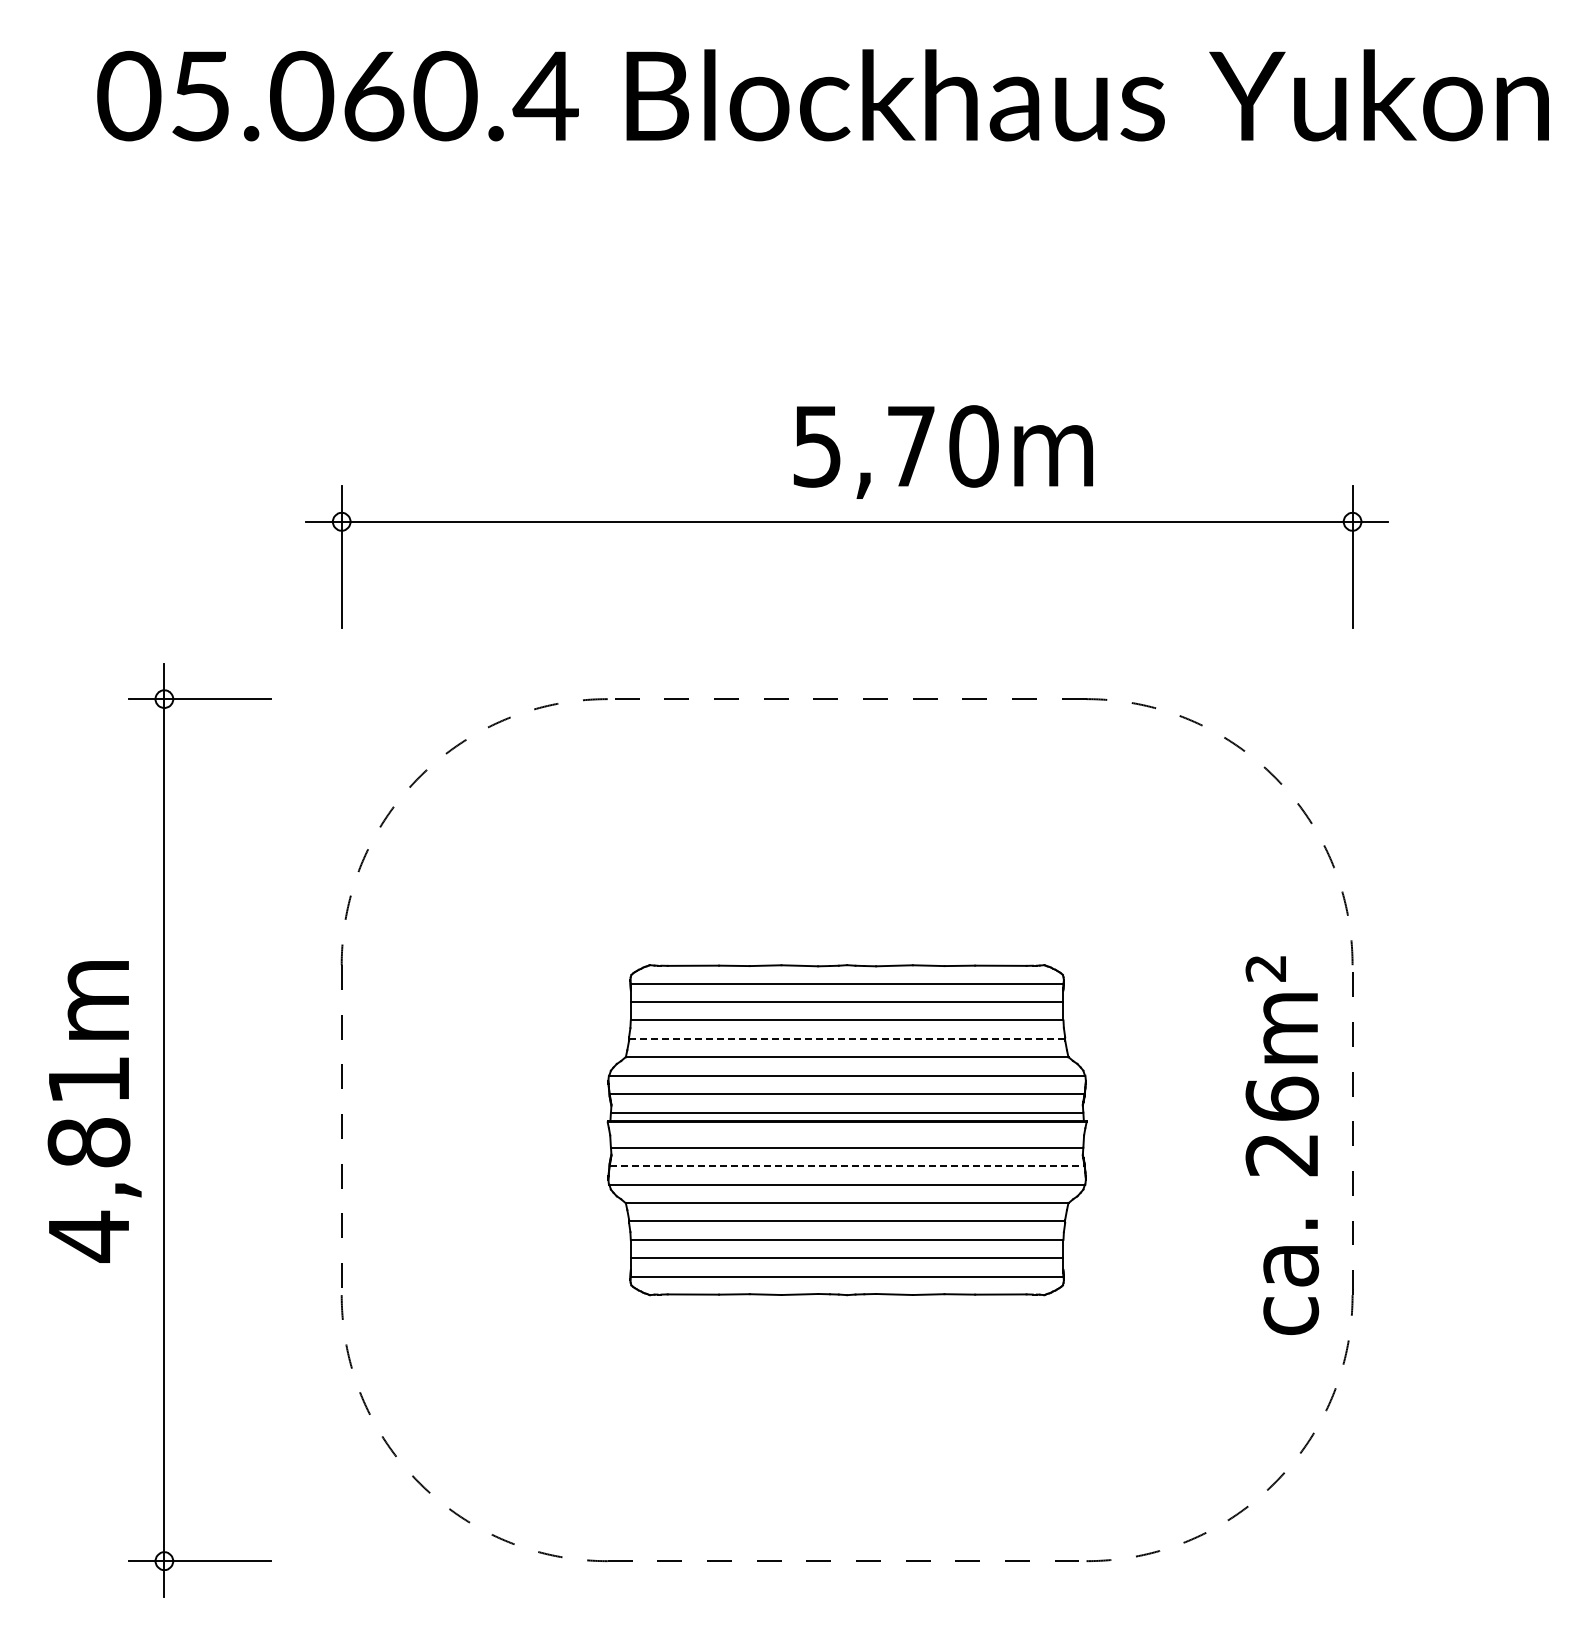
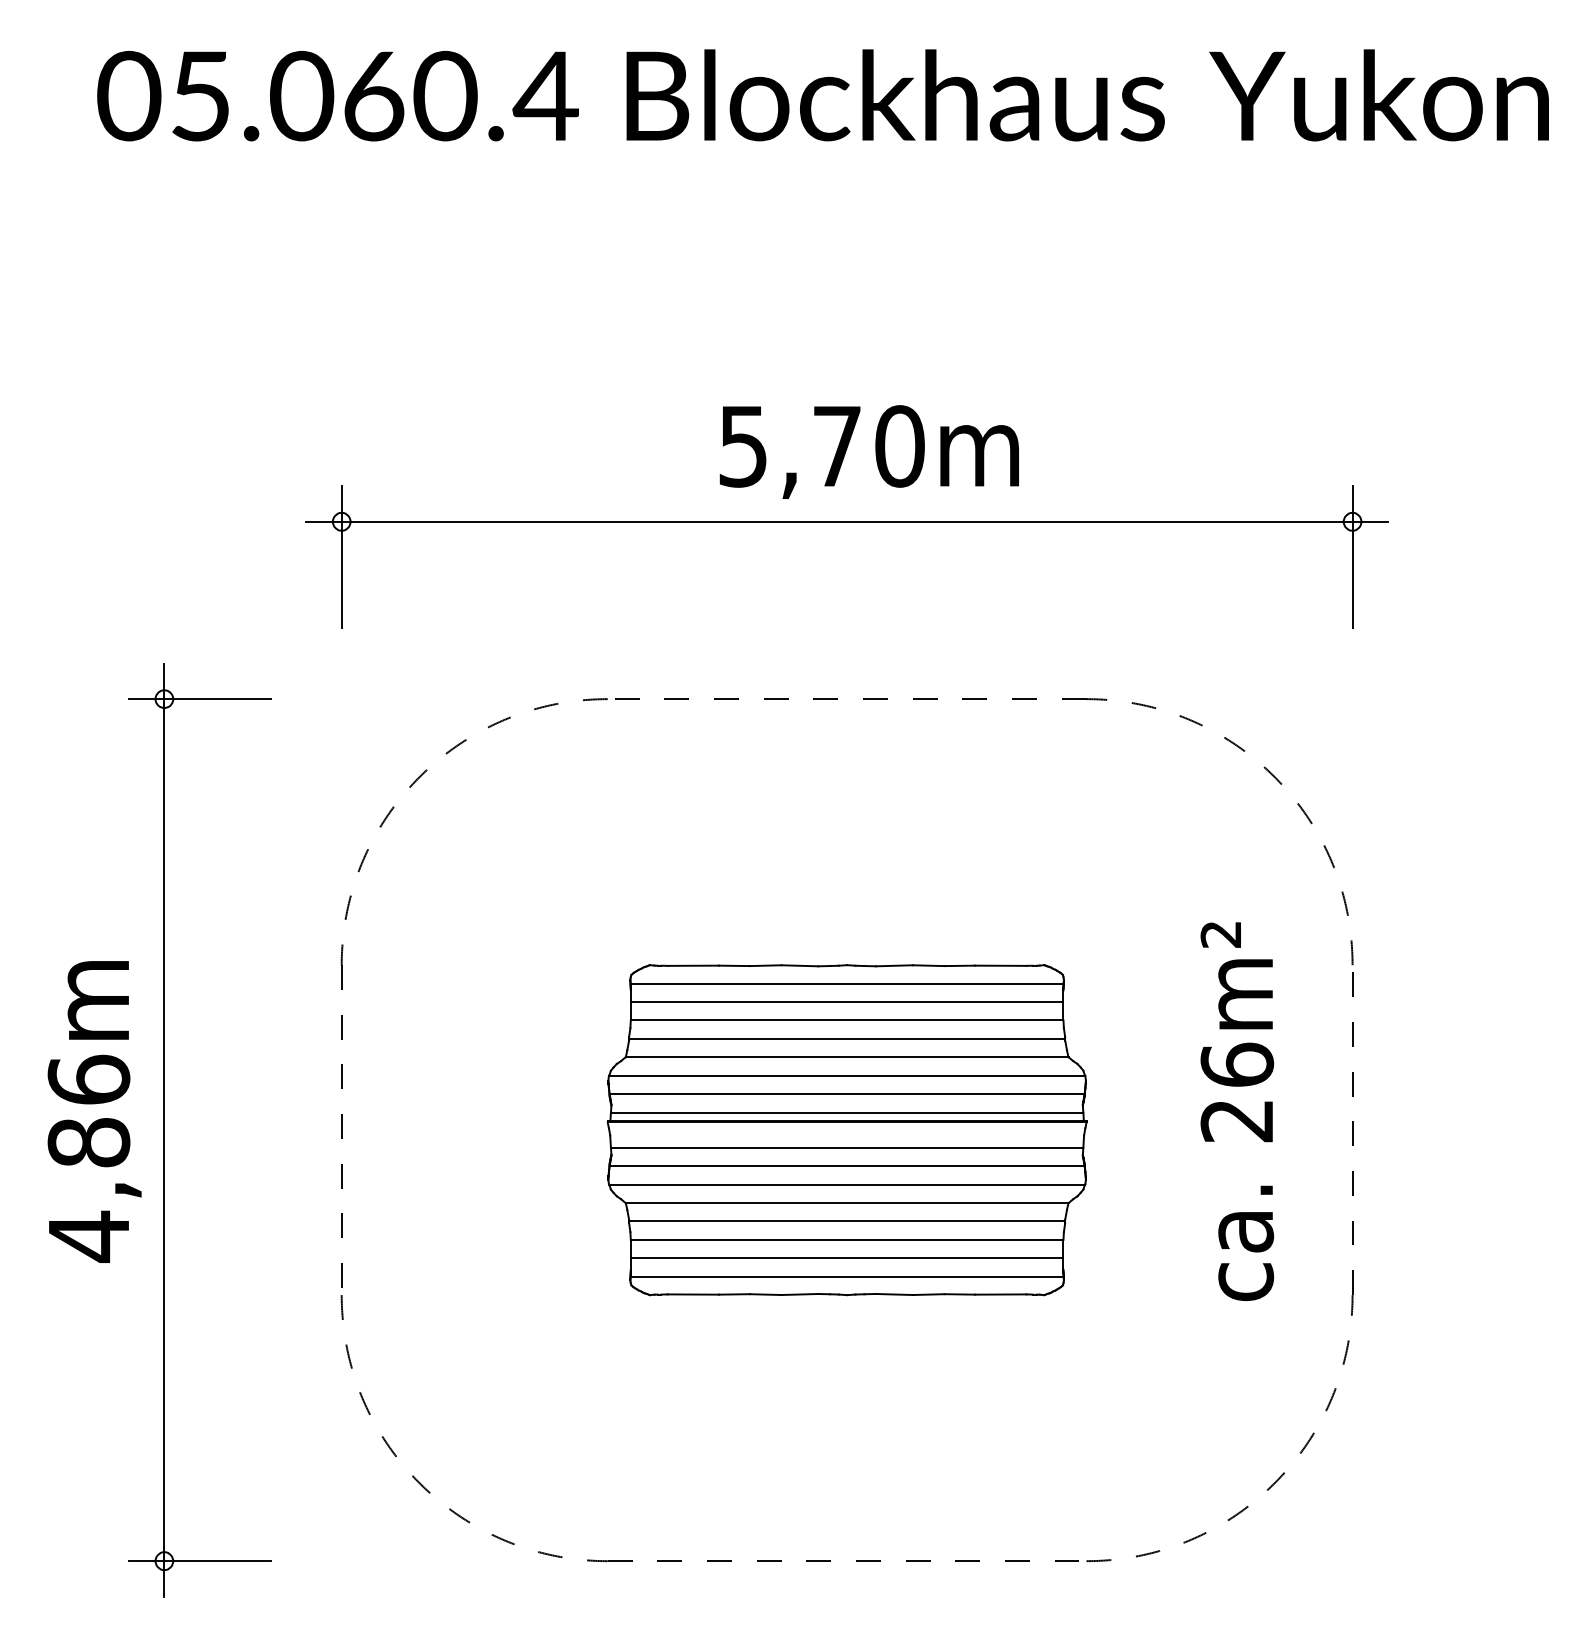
text position: (942, 451) -> (868, 451) (868, 451)
line: dashed -> solid (846, 1038)
text: 4,81m -> 4,86m (88, 1079)
text position: (1282, 1145) -> (1237, 1111) (1237, 1111)
line: dashed -> solid (847, 1166)
